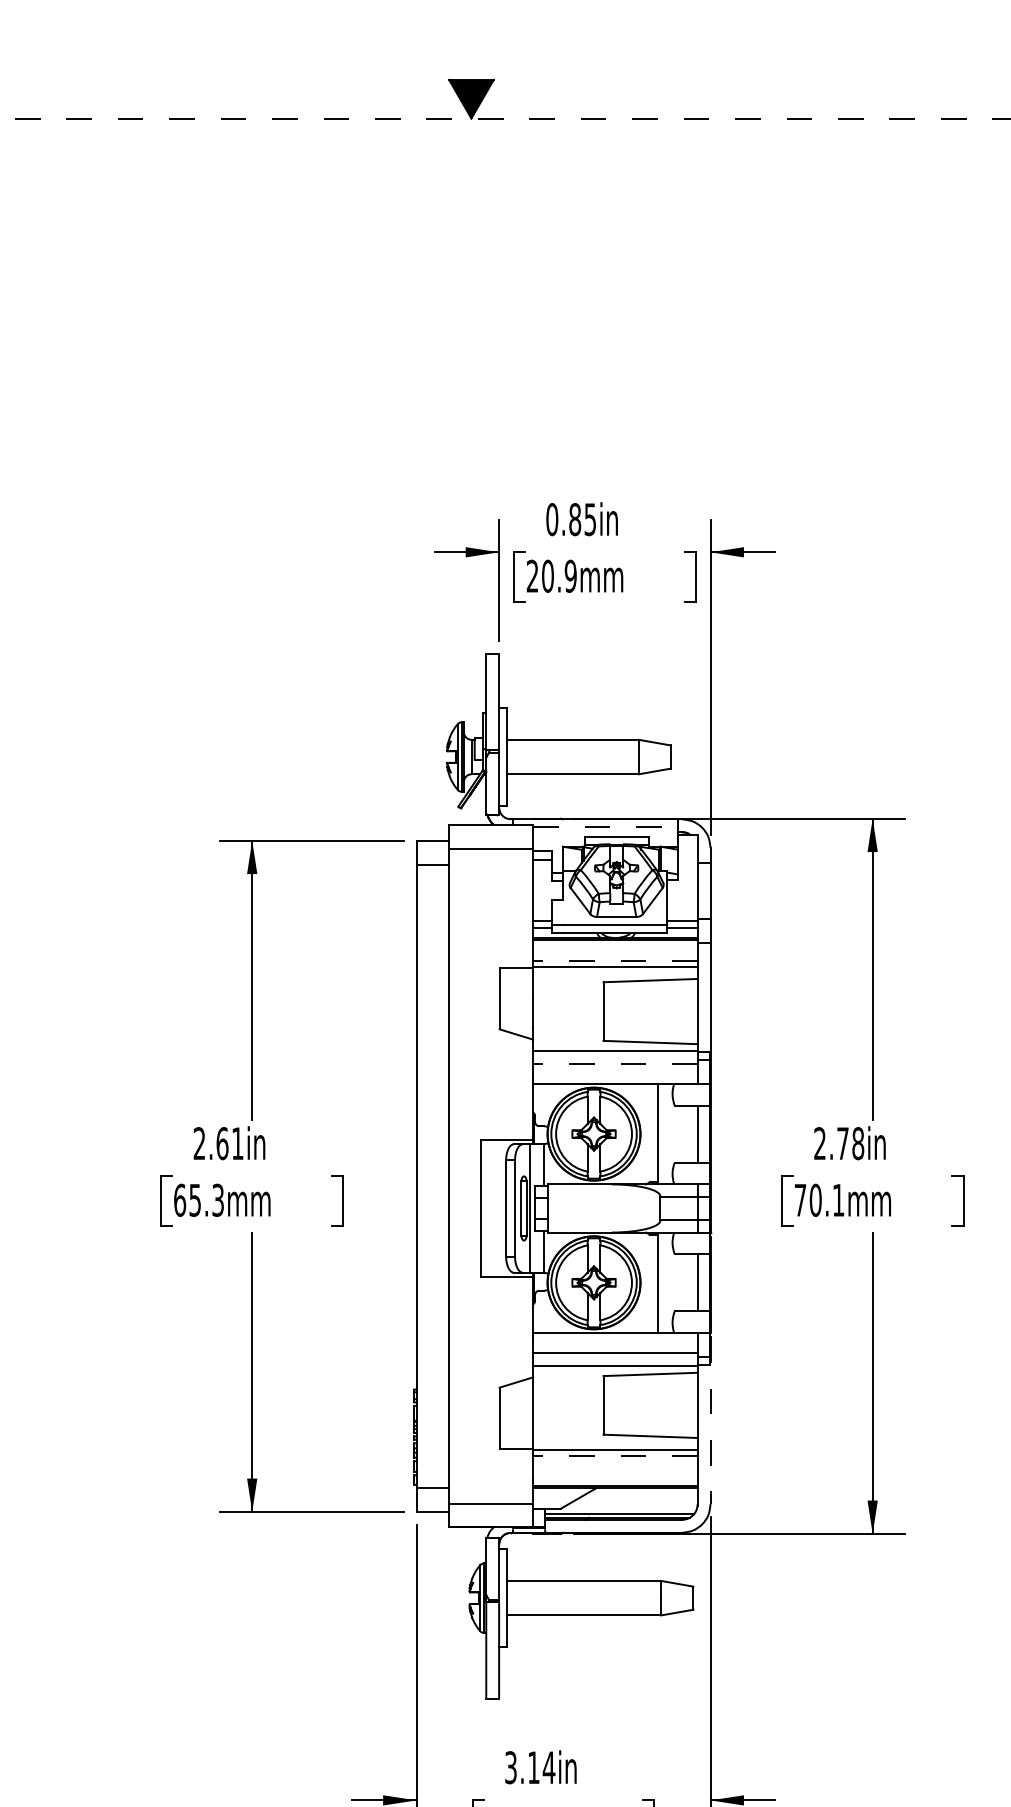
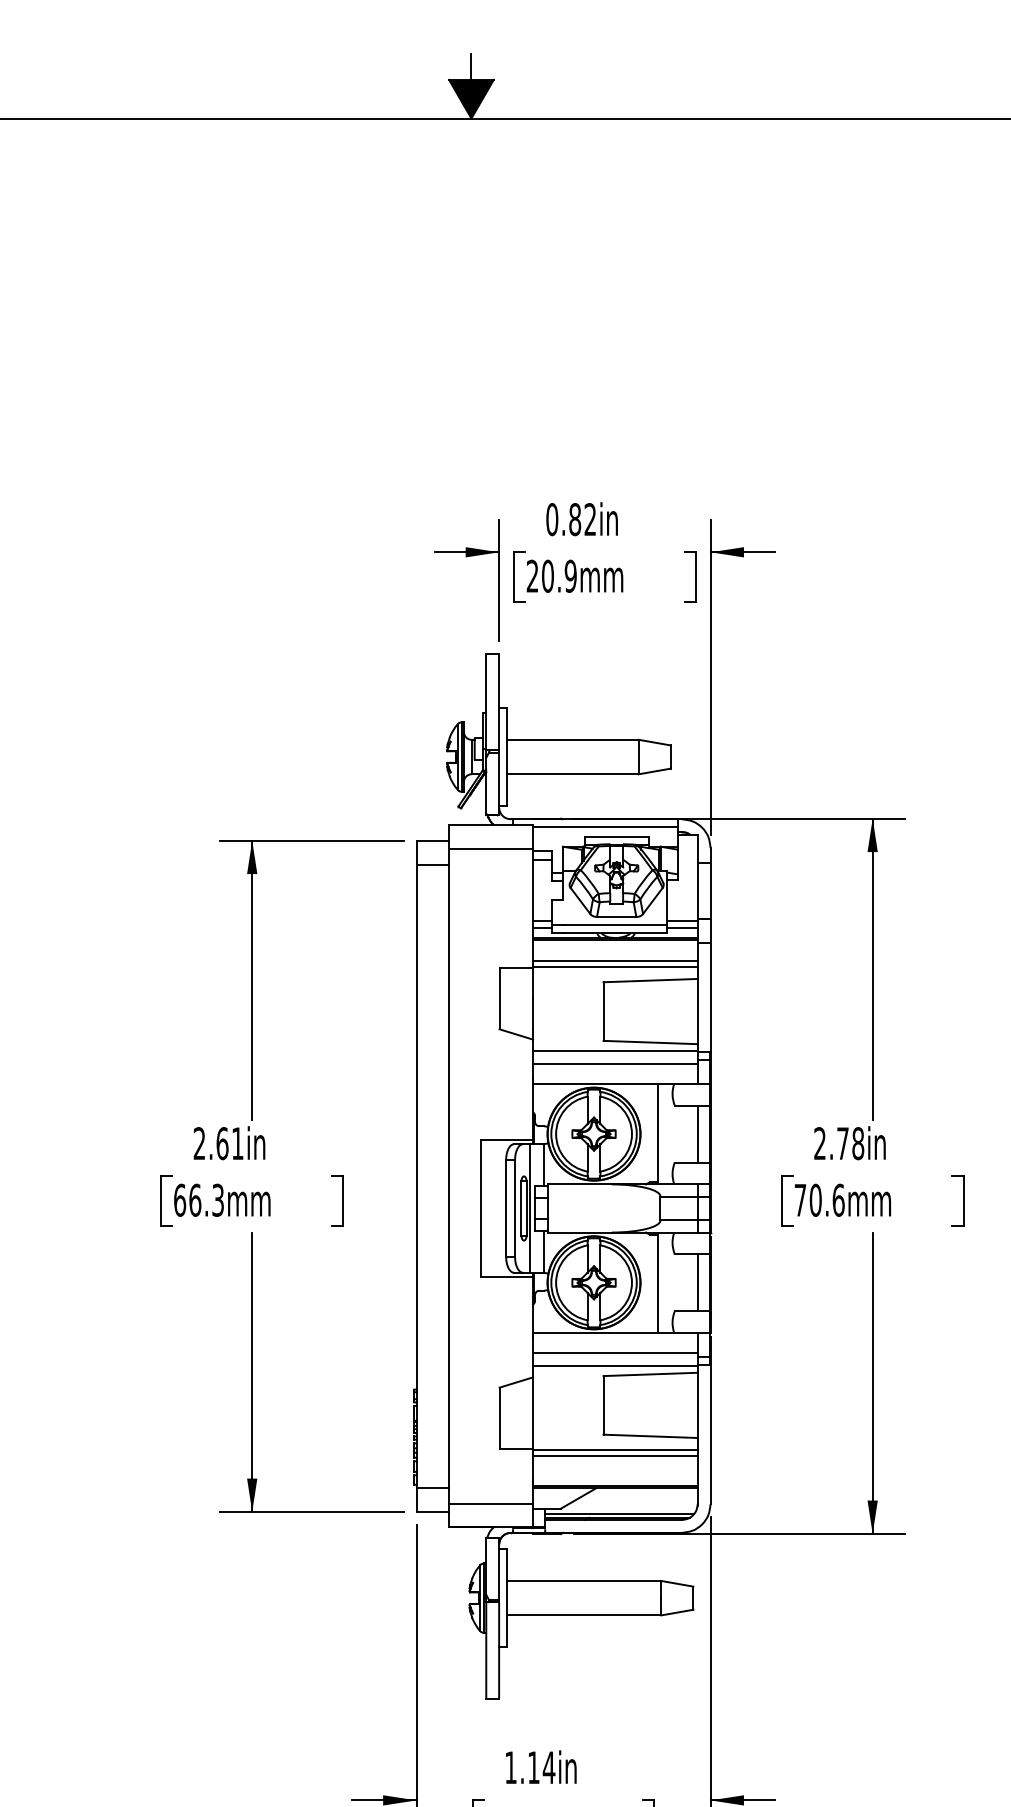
line: none -> present (471, 66)
line: dashed -> solid (505, 118)
text: 0.85in -> 0.82in (589, 519)
line: dashed -> solid (605, 826)
line: dashed -> solid (614, 961)
line: dashed -> solid (614, 1064)
text: 65.3mm -> 66.3mm (195, 1199)
text: 70.1mm -> 70.6mm (838, 1199)
line: dashed -> solid (710, 1421)
line: dashed -> solid (614, 1455)
text: 3.14in -> 1.14in (510, 1767)
